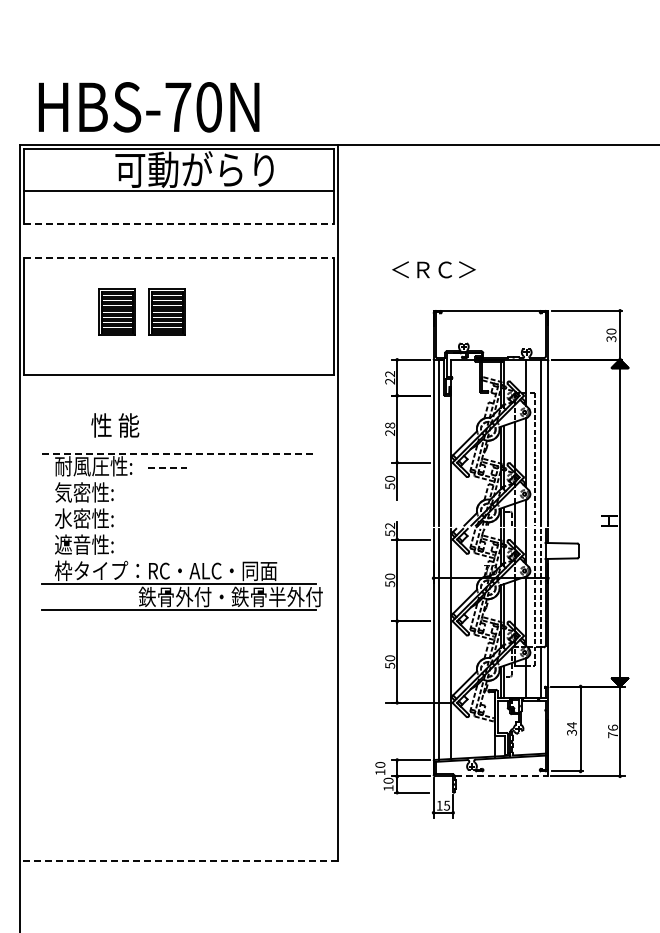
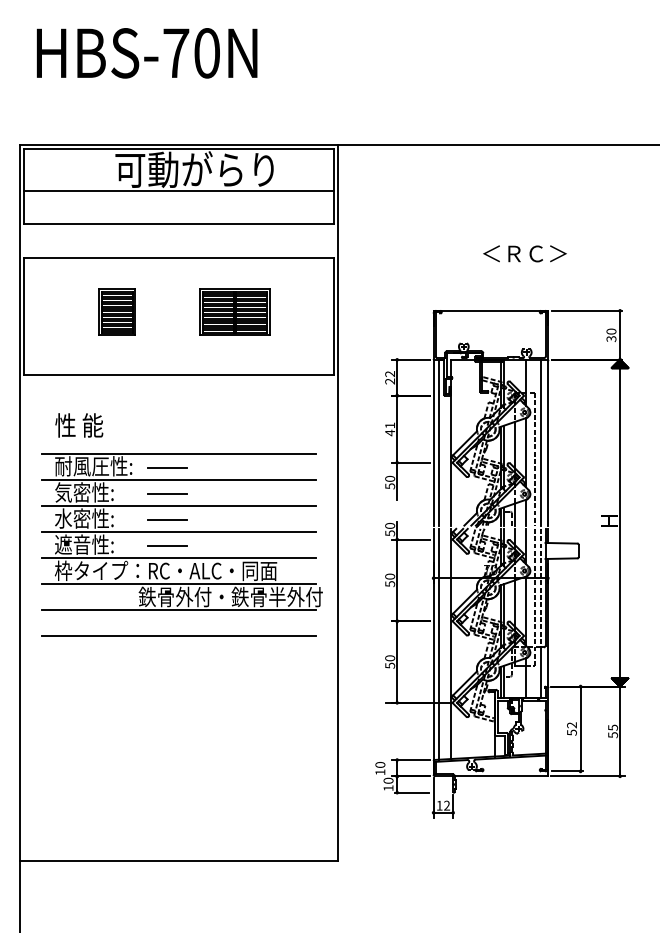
text position: (149, 107) -> (147, 53) (147, 53)
line: dashed -> solid (179, 224)
line: dashed -> solid (179, 257)
text position: (433, 269) -> (524, 253) (524, 253)
part: present -> none (166, 311)
part: none -> present (234, 311)
text position: (115, 425) -> (79, 425) (79, 425)
text: 28 -> 41 (390, 429)
line: dashed -> solid (179, 453)
line: dashed -> solid (168, 467)
line: none -> present (178, 479)
line: none -> present (167, 493)
line: none -> present (178, 505)
line: none -> present (167, 520)
text: 52 -> 50 (390, 525)
line: none -> present (178, 531)
line: none -> present (167, 546)
line: none -> present (178, 558)
line: none -> present (178, 636)
text: 34 -> 52 (571, 728)
text: 76 -> 55 (613, 731)
line: dashed -> solid (501, 776)
text: 15 -> 12 (447, 805)
line: dashed -> solid (178, 861)
